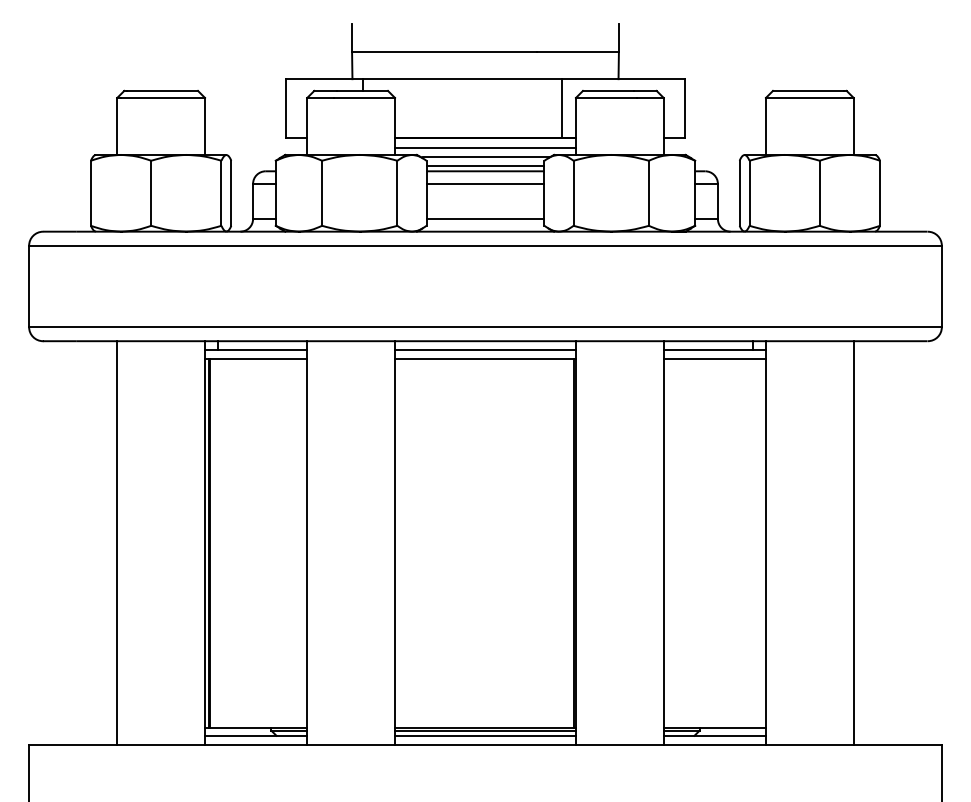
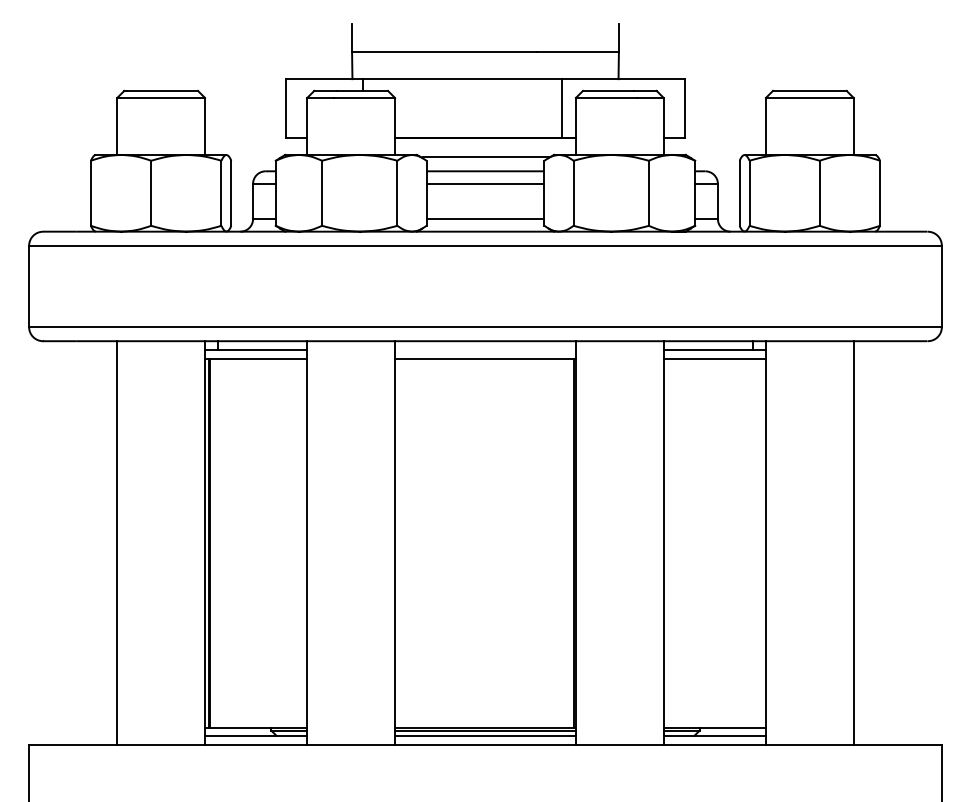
line: present -> none (485, 147)
line: present -> none (485, 166)
line: present -> none (485, 350)
